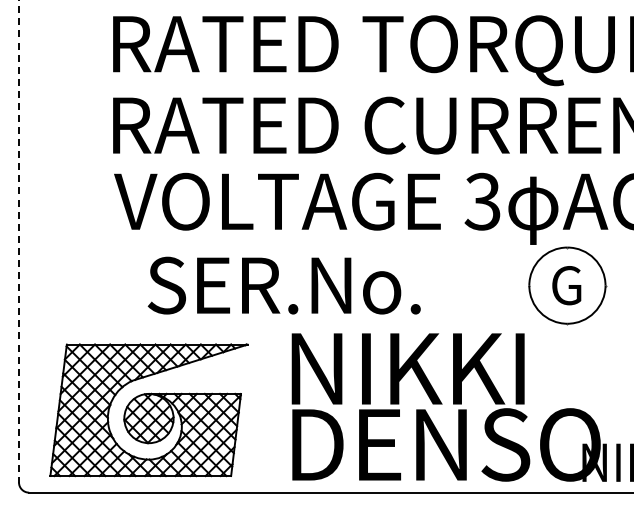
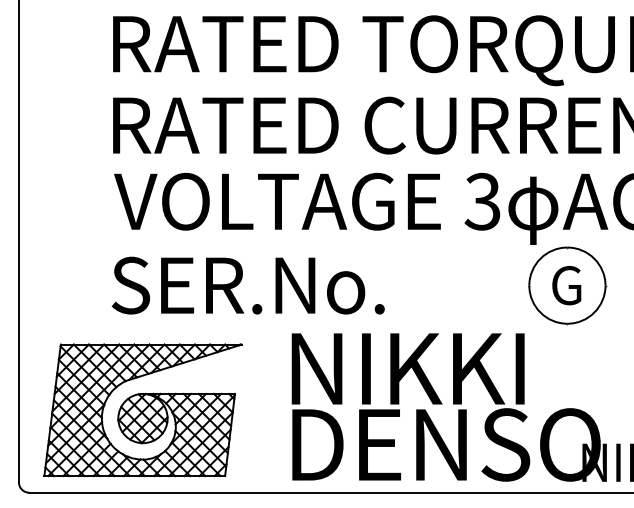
line: dashed -> solid (19, 241)
text position: (283, 285) -> (247, 285) (247, 285)
part position: (148, 410) -> (142, 410) (142, 410)
